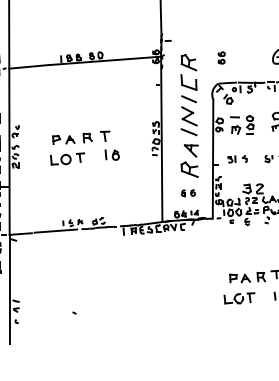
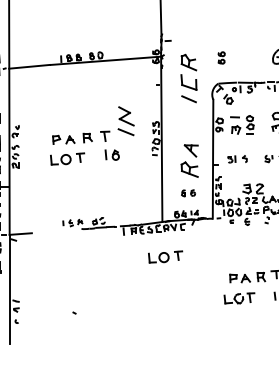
part position: (188, 121) -> (125, 121) (125, 121)
line: present -> none (55, 230)
part: none -> present (165, 256)
